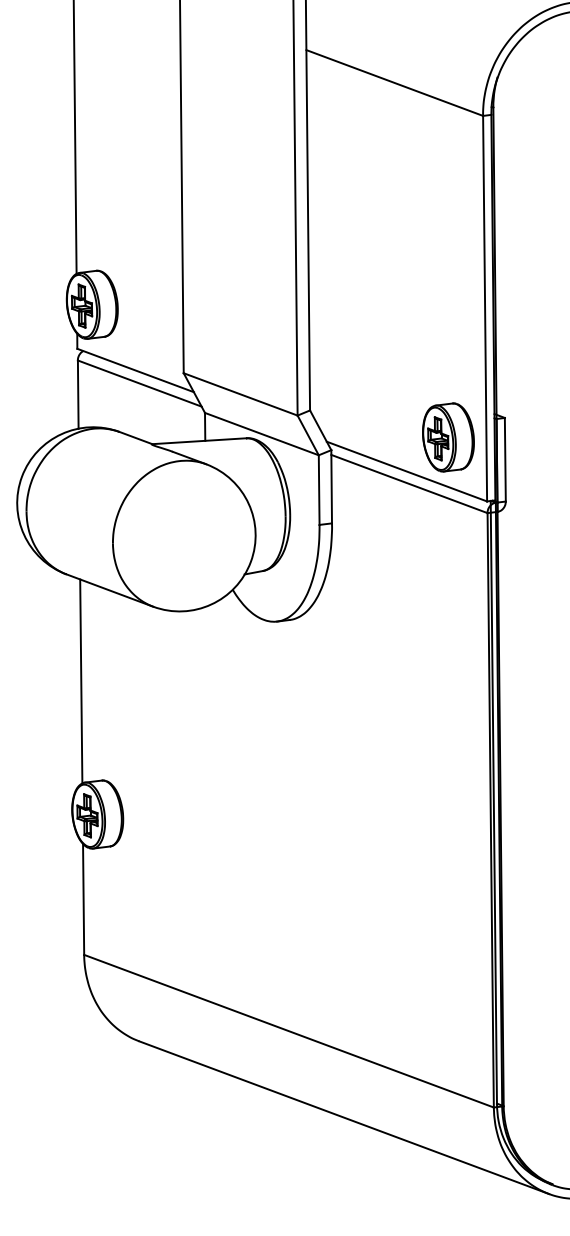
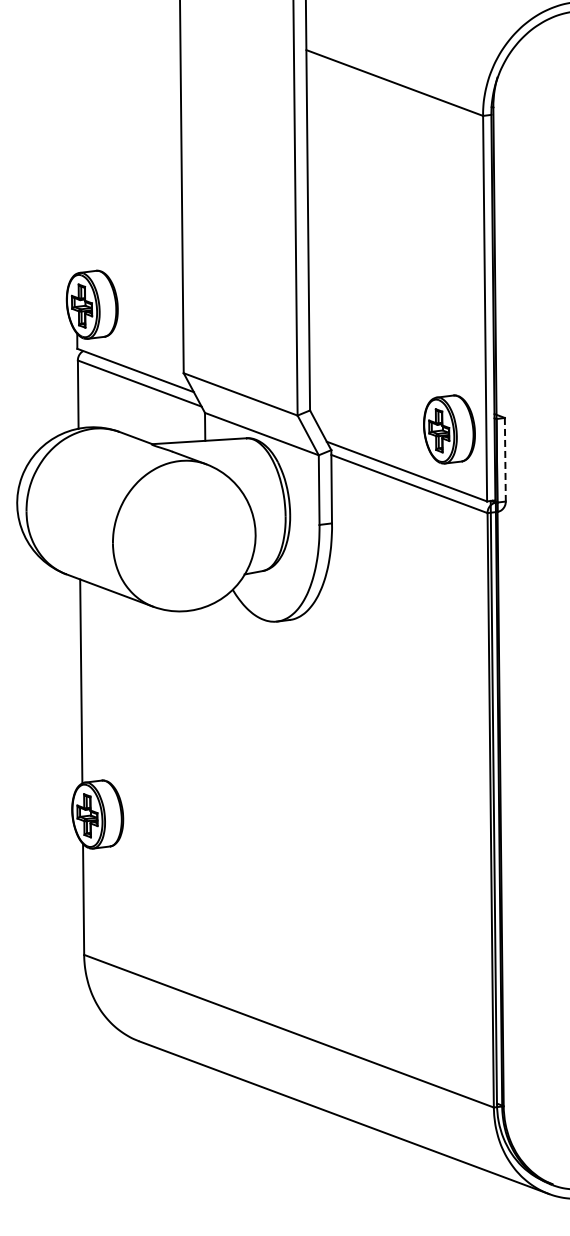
line: present -> none (74, 137)
part position: (448, 437) -> (449, 429) (449, 429)
line: solid -> dashed (505, 459)
